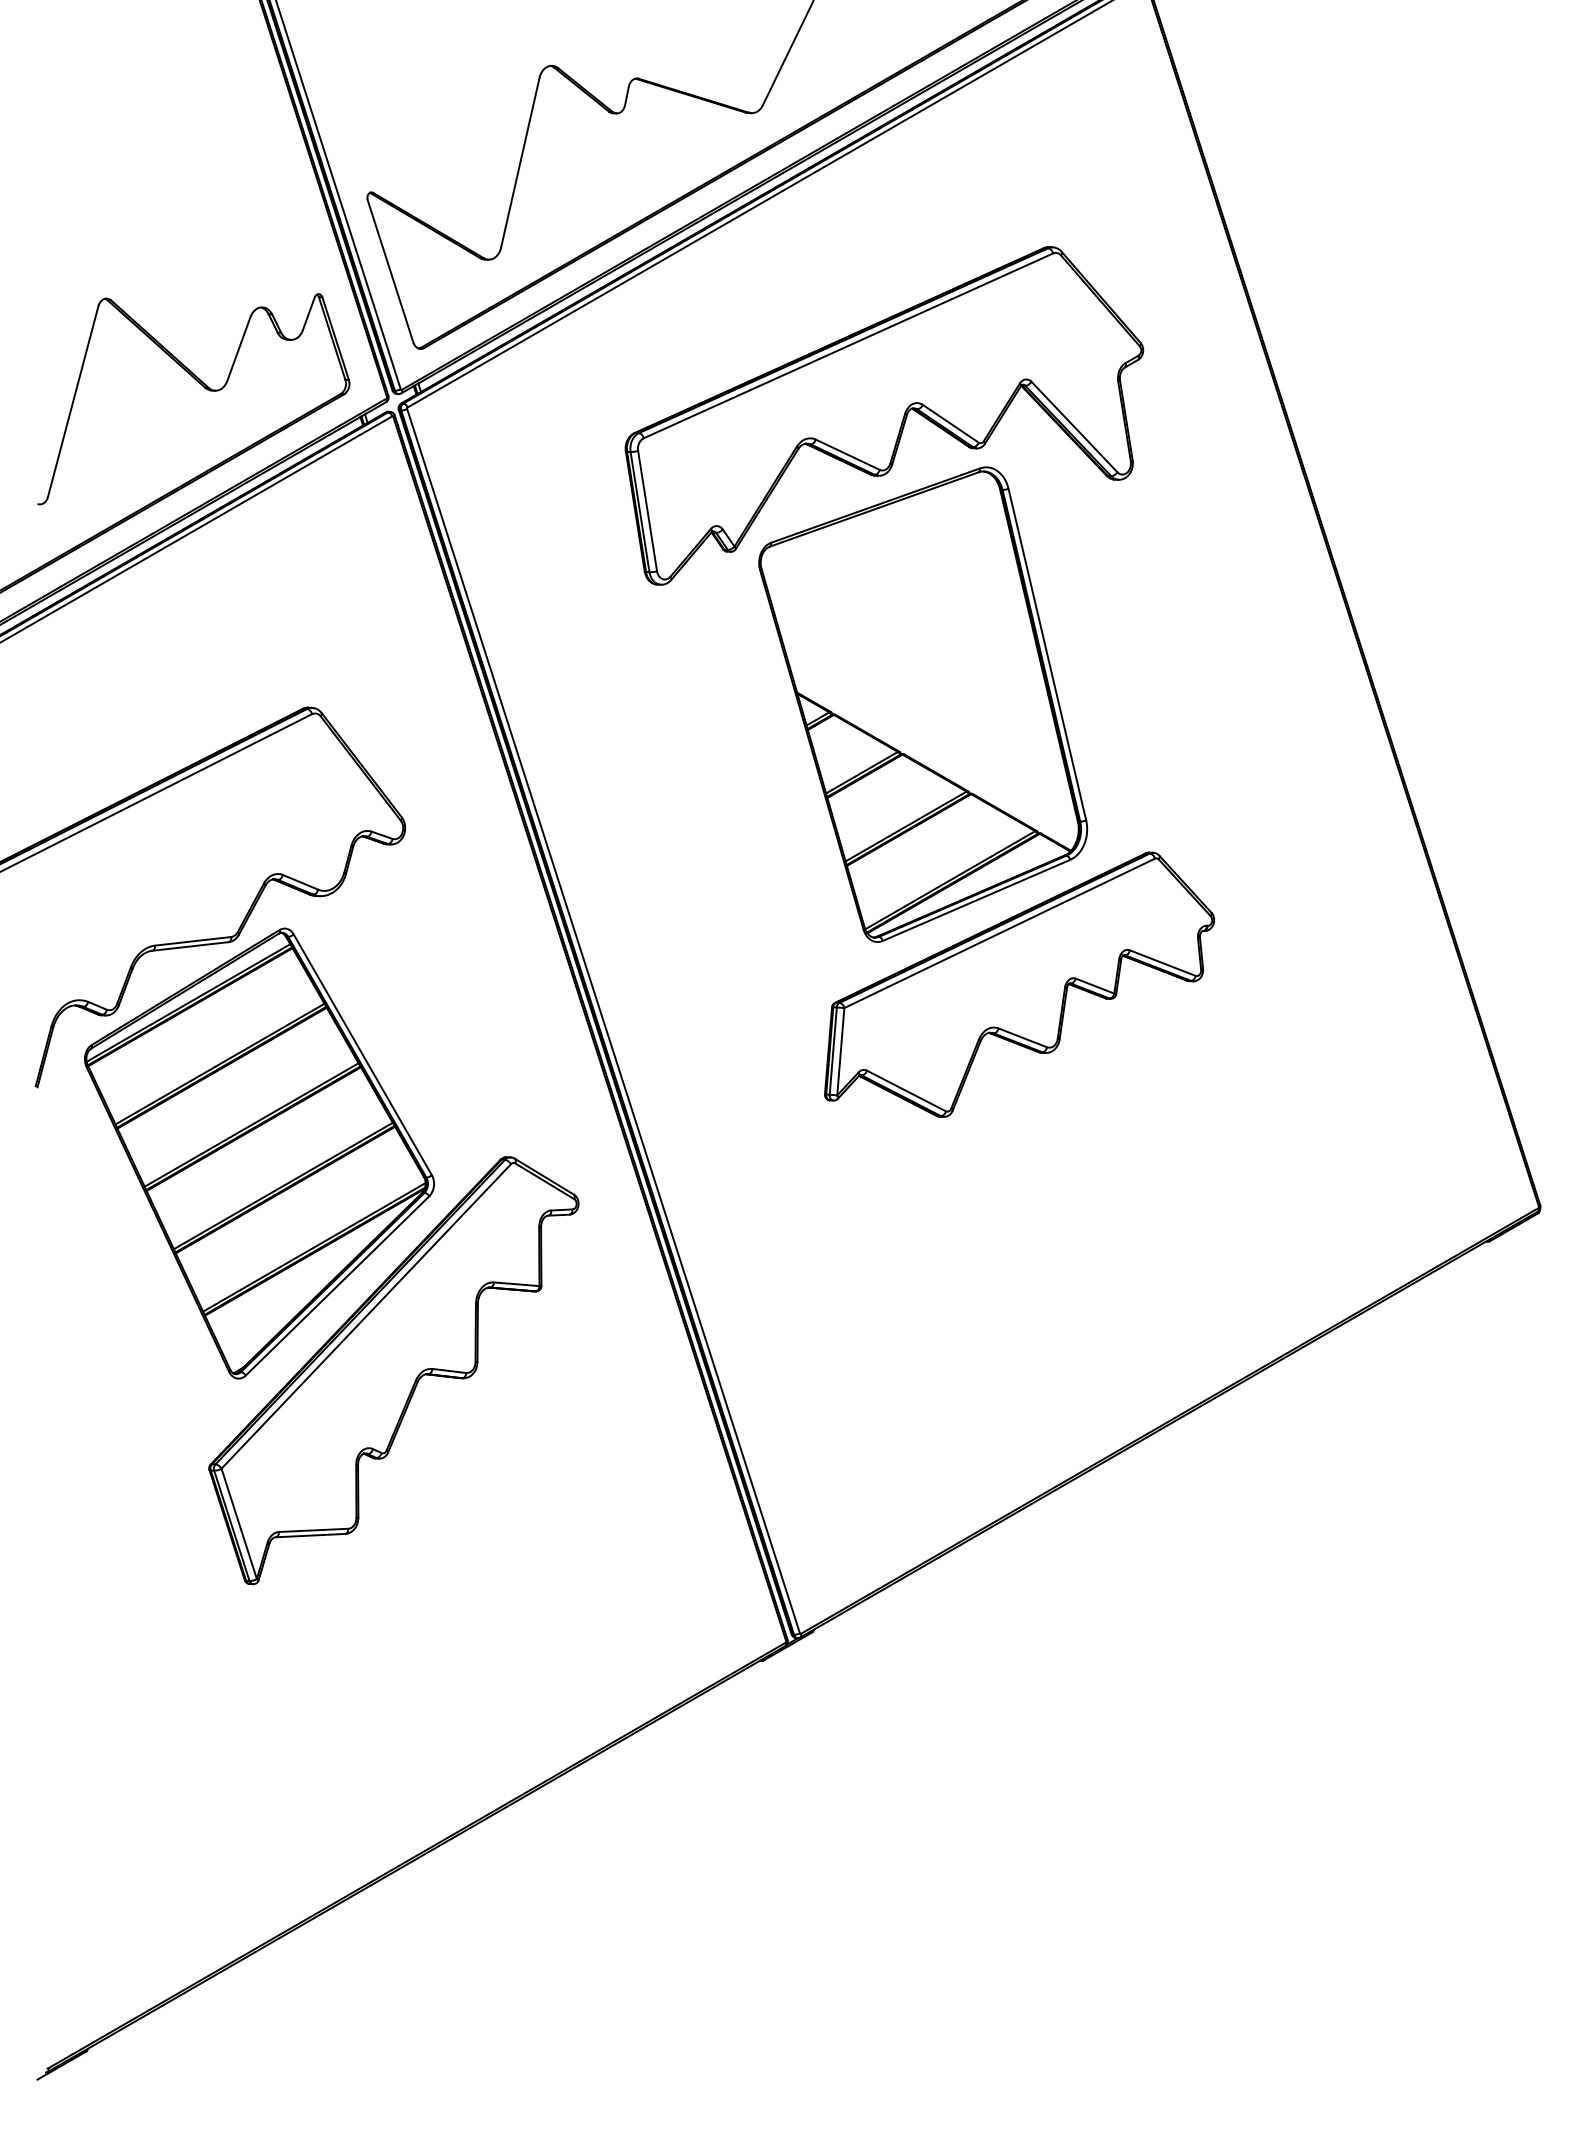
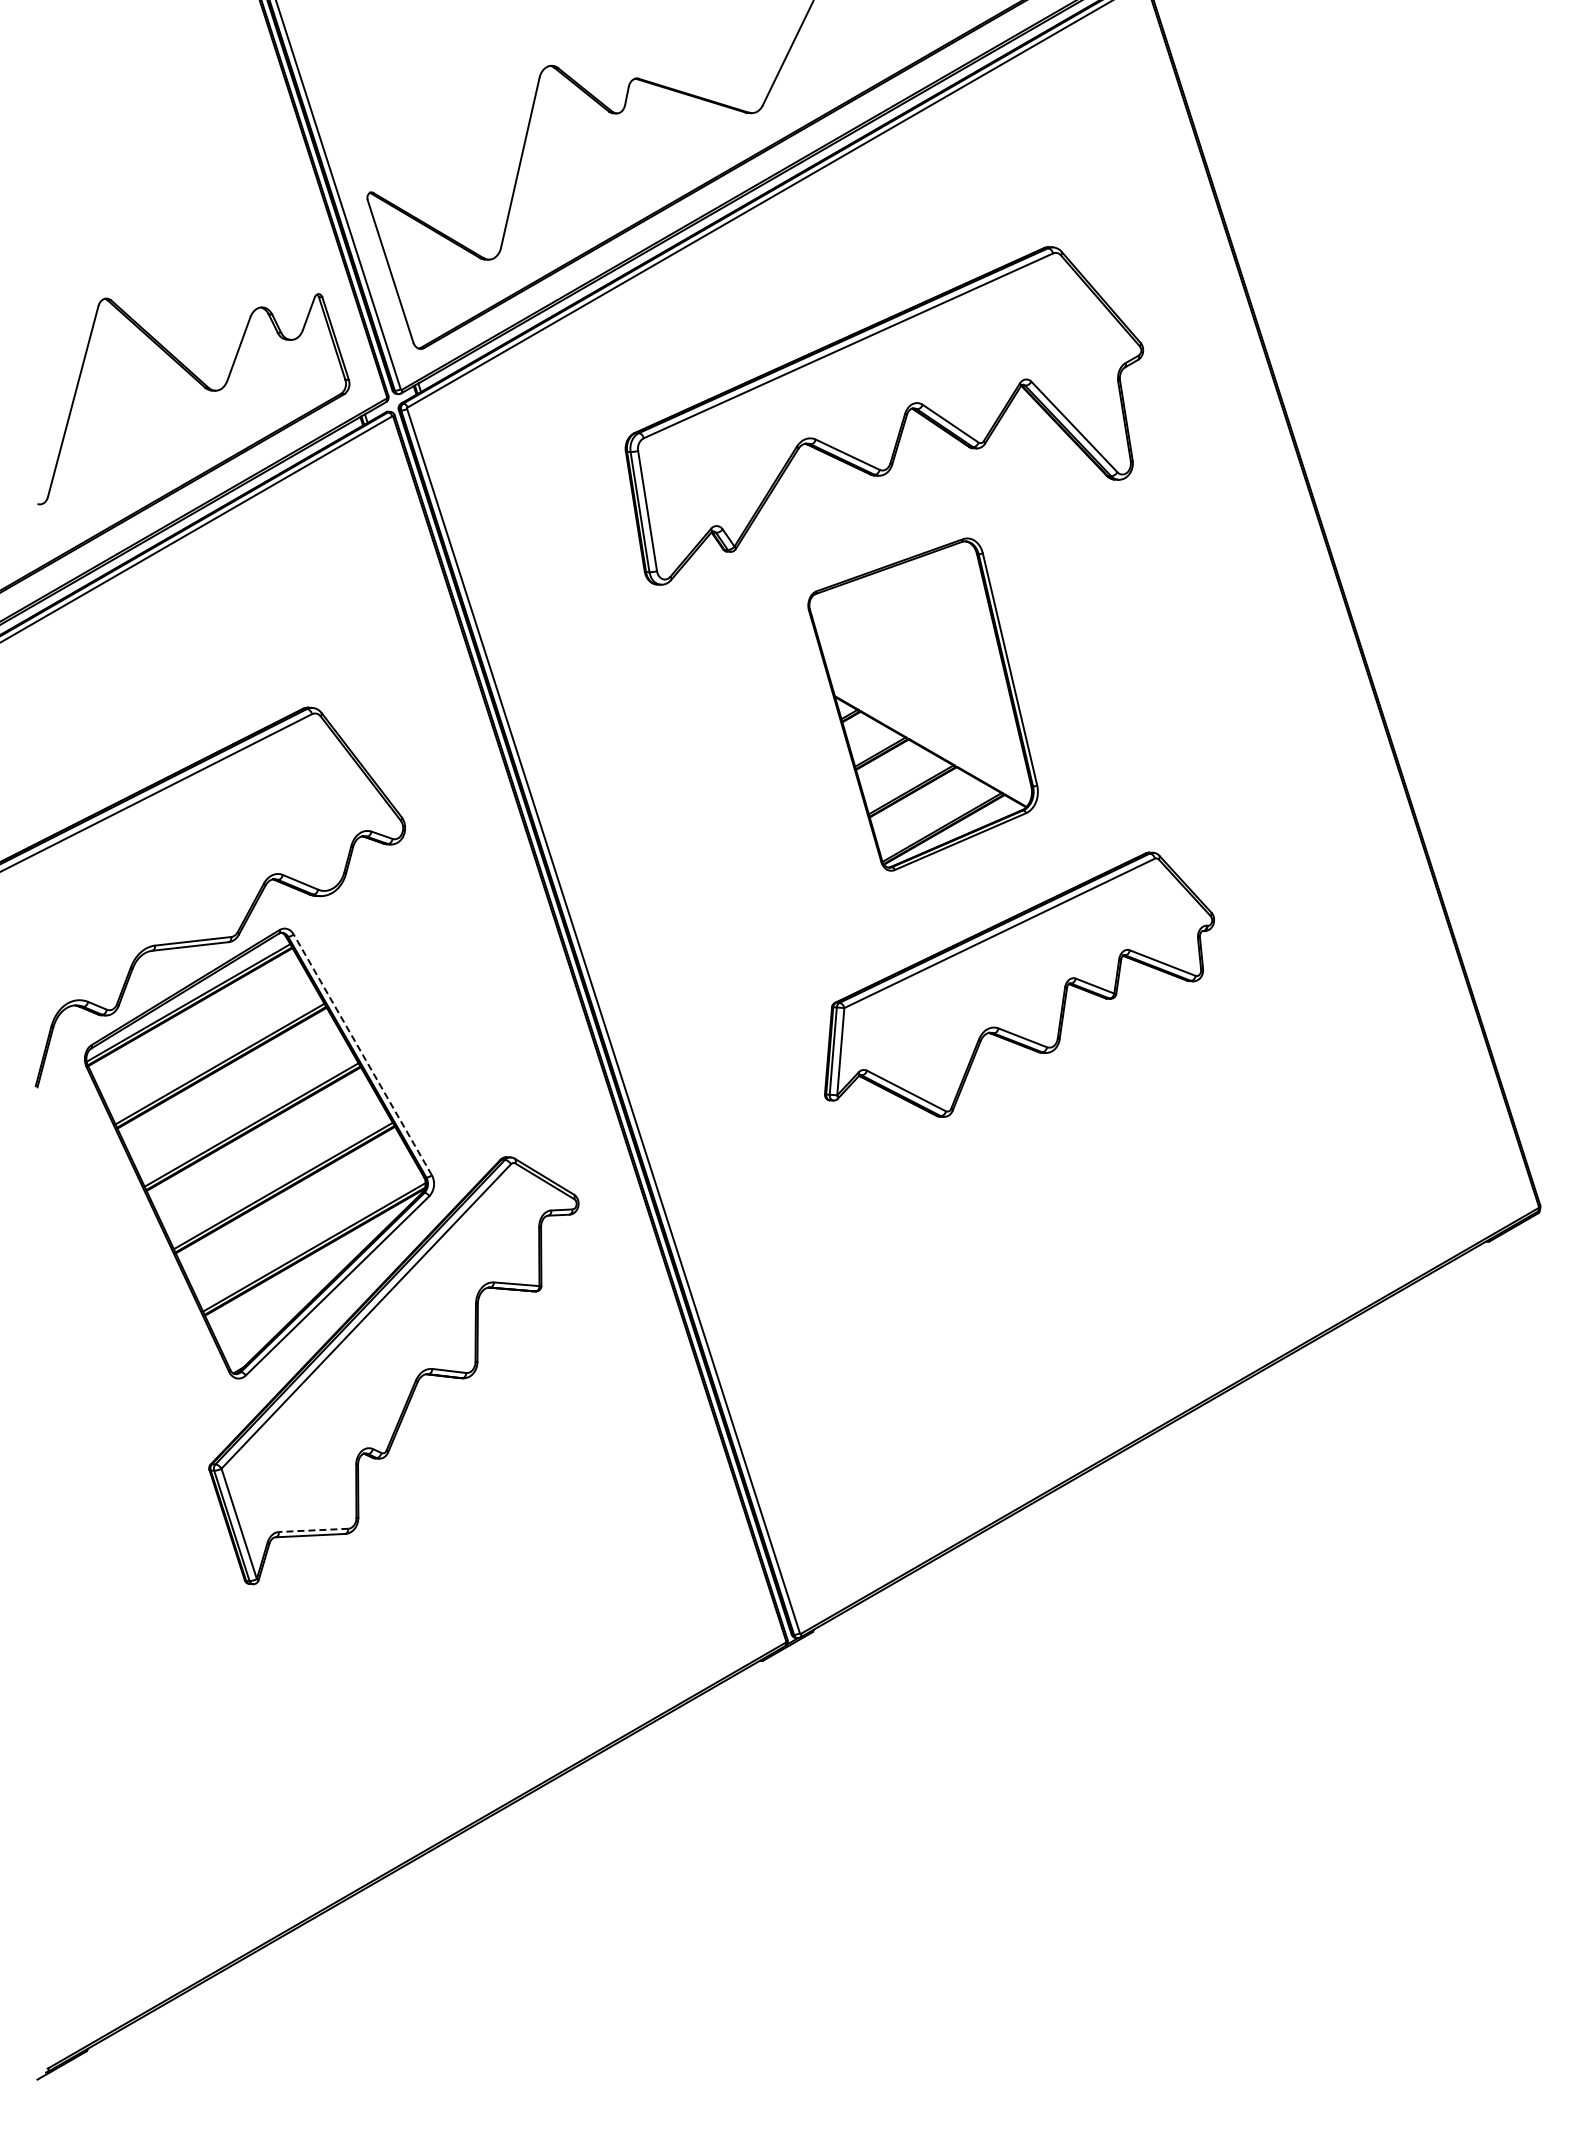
part size: 330x477 px -> 232x335 px (922, 704)
line: solid -> dashed (362, 1054)
line: solid -> dashed (313, 1530)
